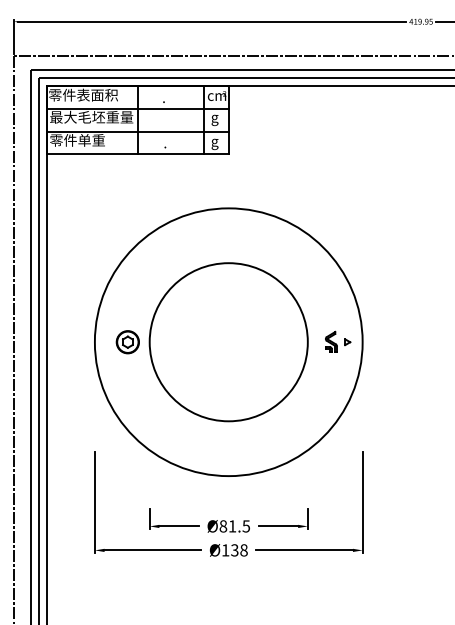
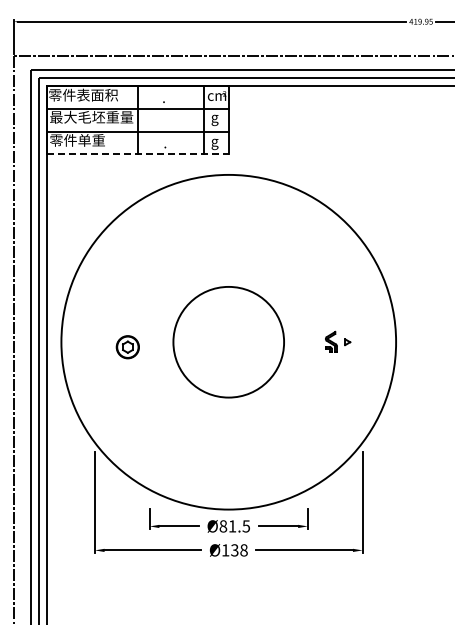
line: solid -> dashed (137, 154)
part position: (127, 342) -> (127, 347) (127, 347)
circle diameter: 158 px -> 111 px (228, 341)
circle diameter: 268 px -> 335 px (228, 341)
